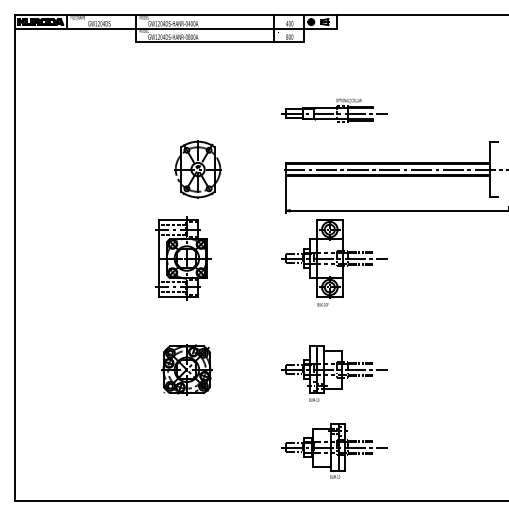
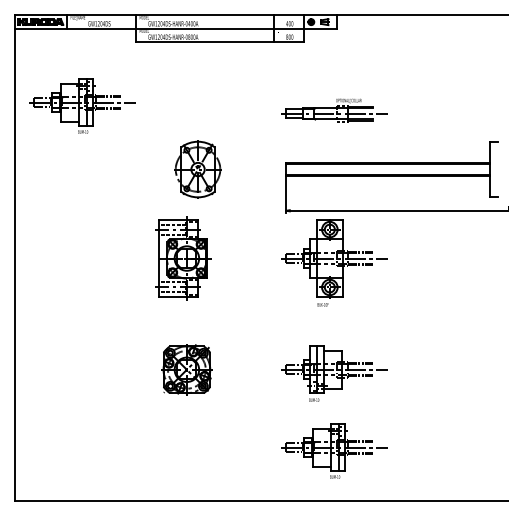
part: none -> present (82, 105)
line: present -> none (394, 169)
